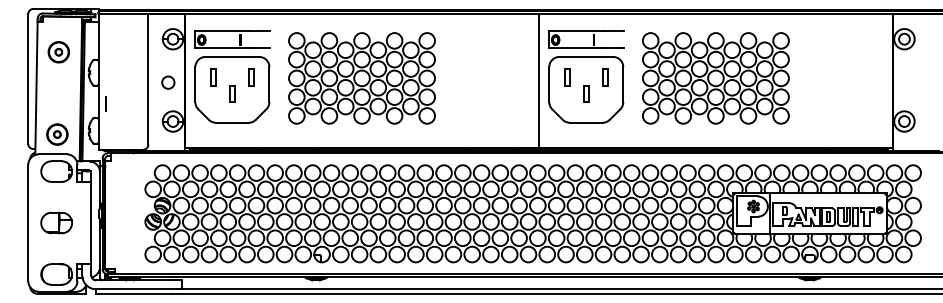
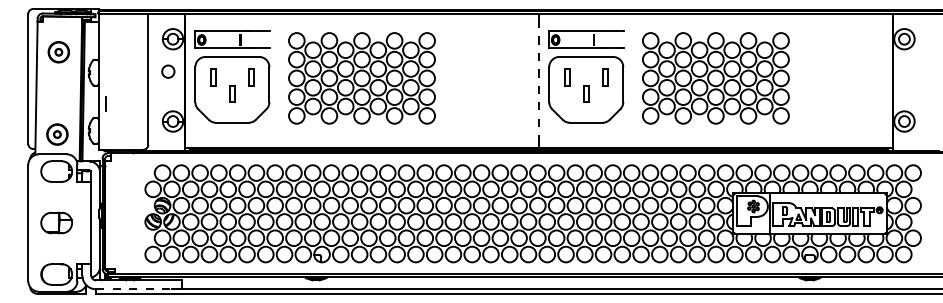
line: solid -> dashed (538, 80)
circle position: (168, 82) -> (168, 71) (168, 71)
line: solid -> dashed (133, 289)
